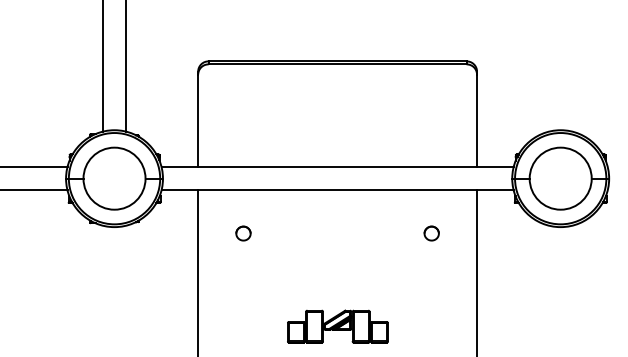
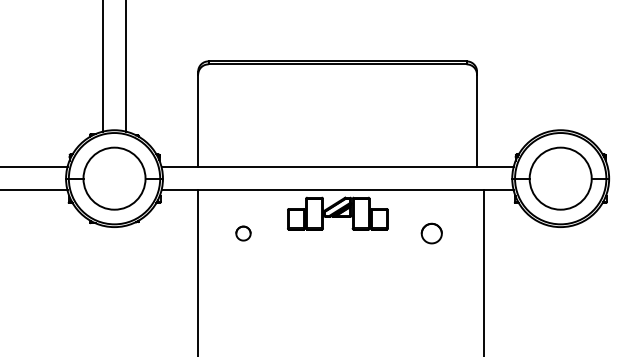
part size: 17x17 px -> 23x23 px (431, 233)
line position: (477, 271) -> (484, 271) (484, 271)
part position: (337, 326) -> (337, 213) (337, 213)
